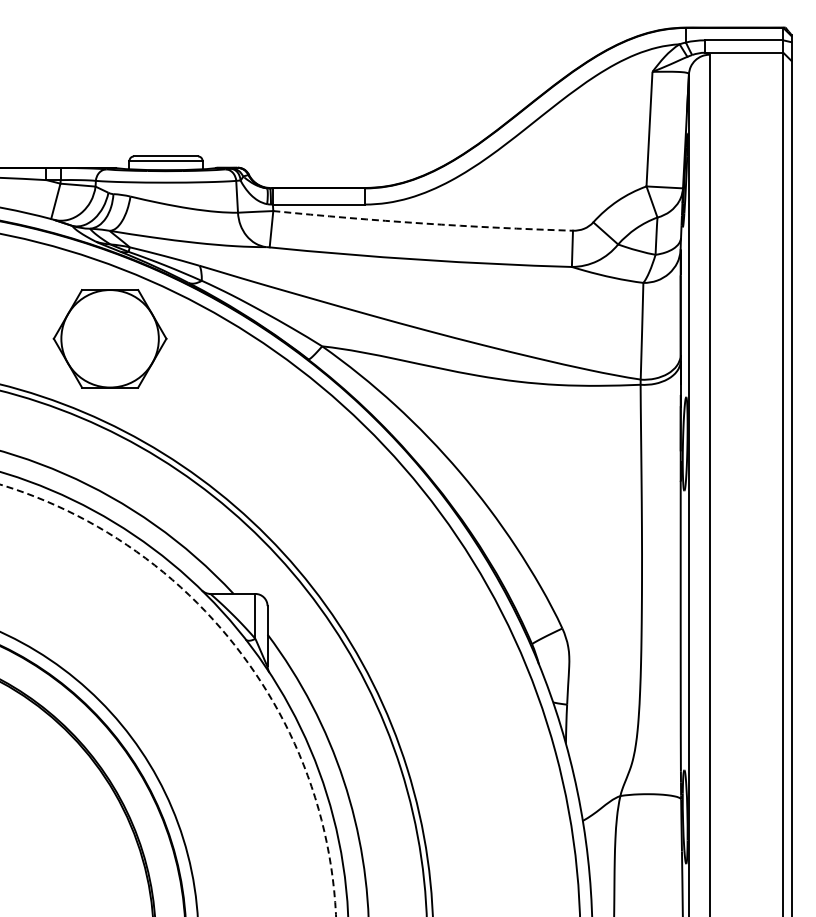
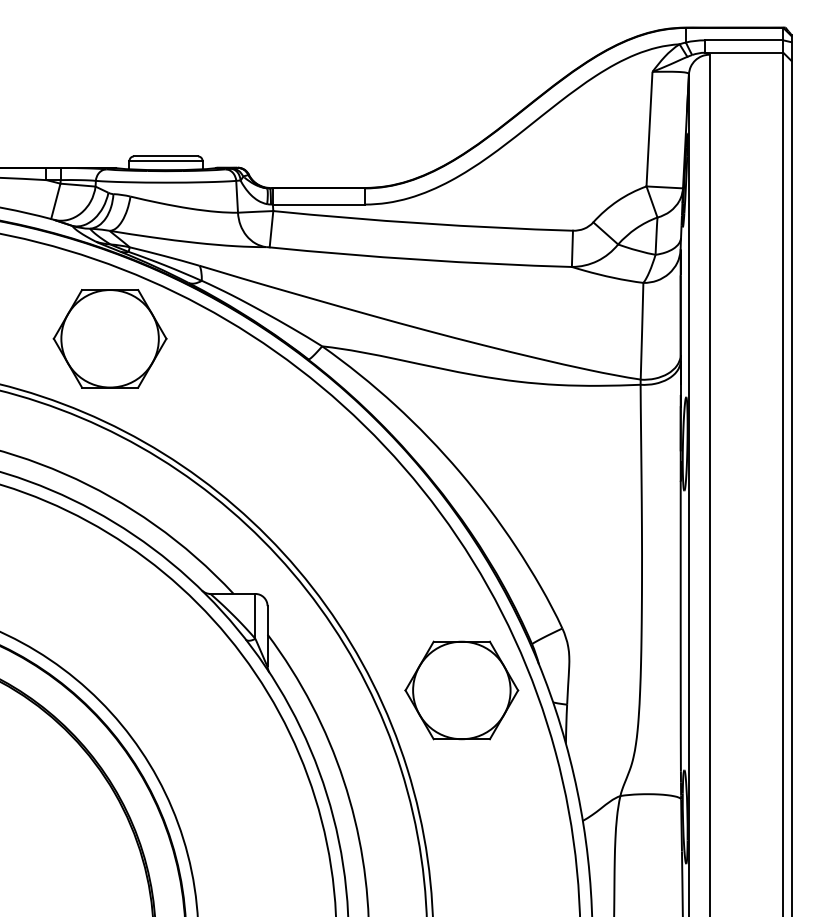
arc: dashed -> solid (422, 223)
part: none -> present (461, 690)
circle: dashed -> solid (168, 700)
